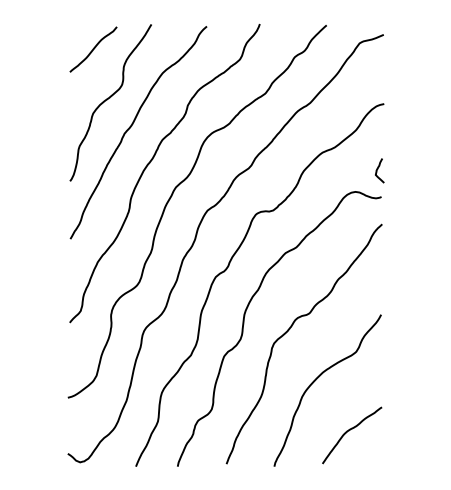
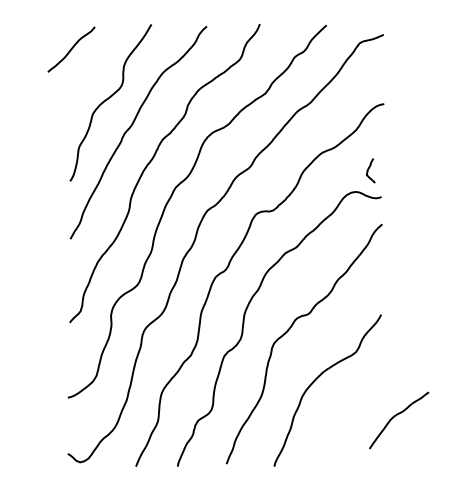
curve position: (93, 49) -> (71, 49) (71, 49)
curve position: (378, 169) -> (369, 169) (369, 169)
curve position: (349, 431) -> (396, 416) (396, 416)
